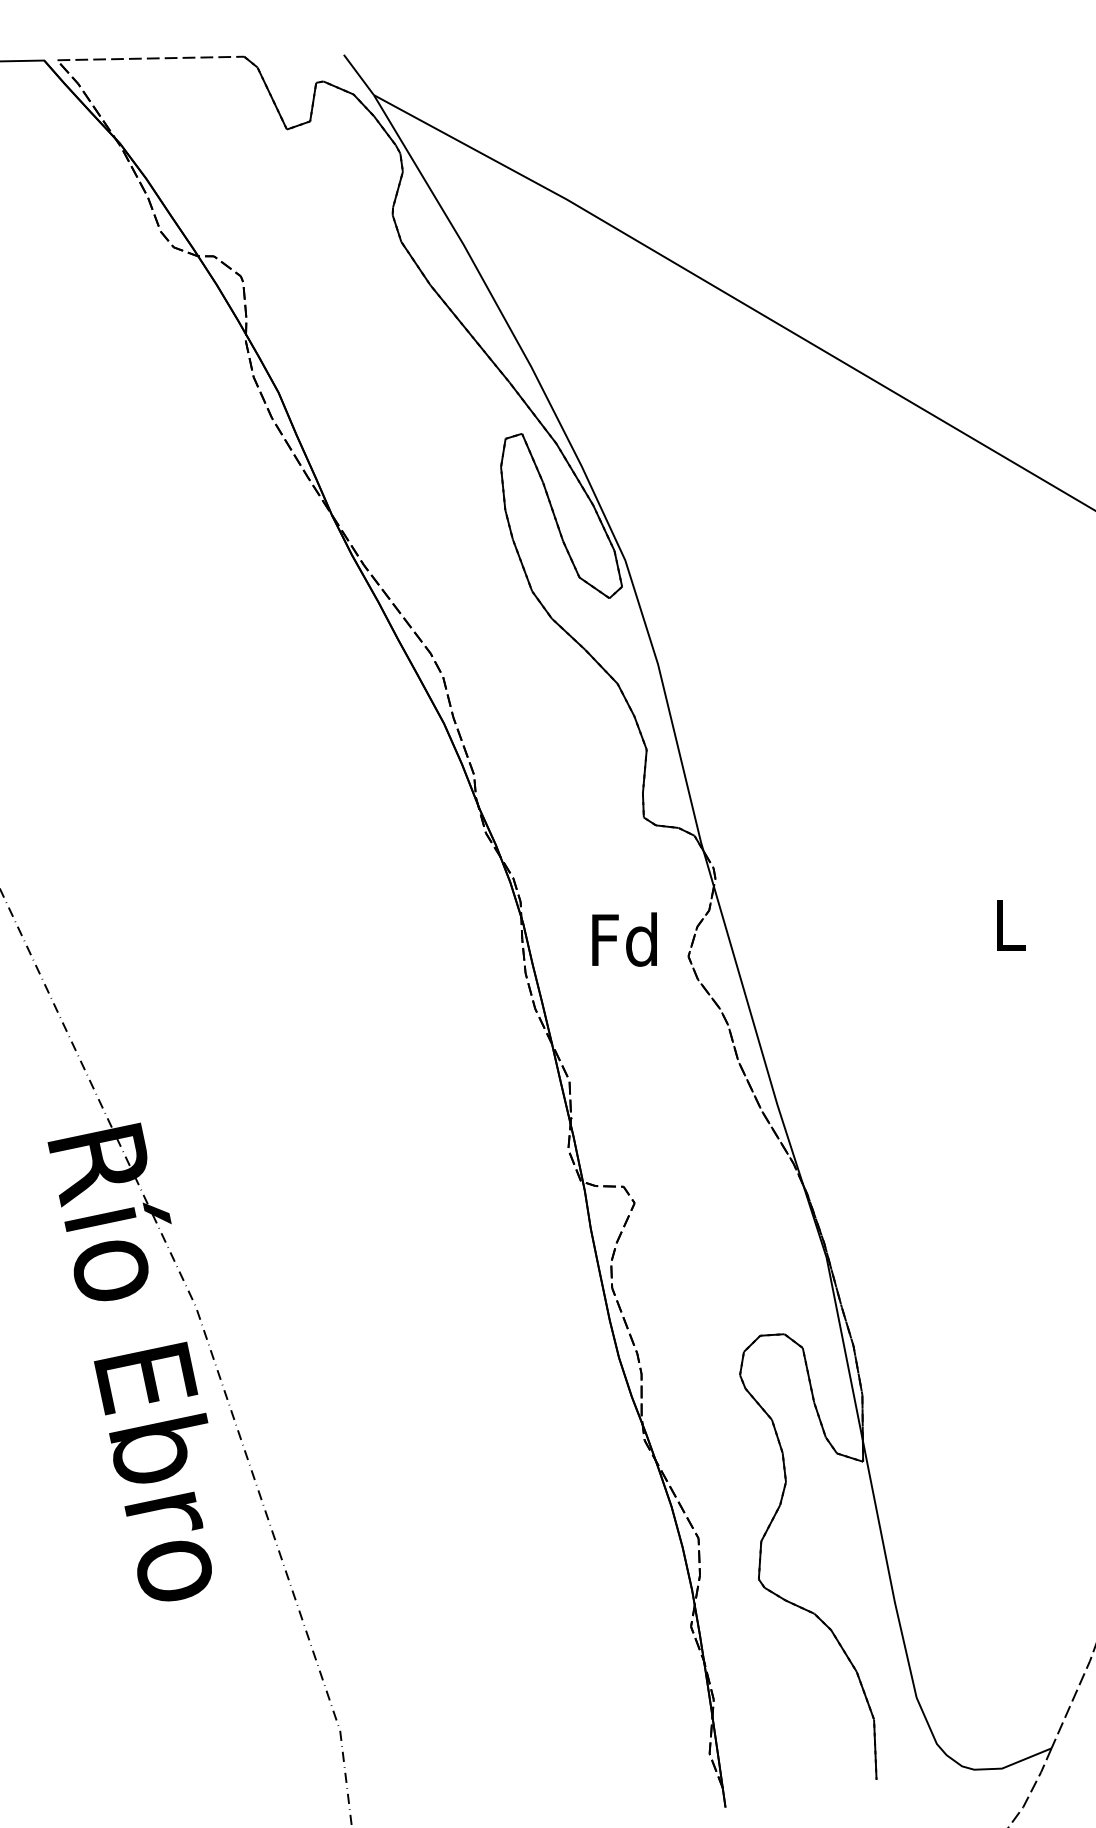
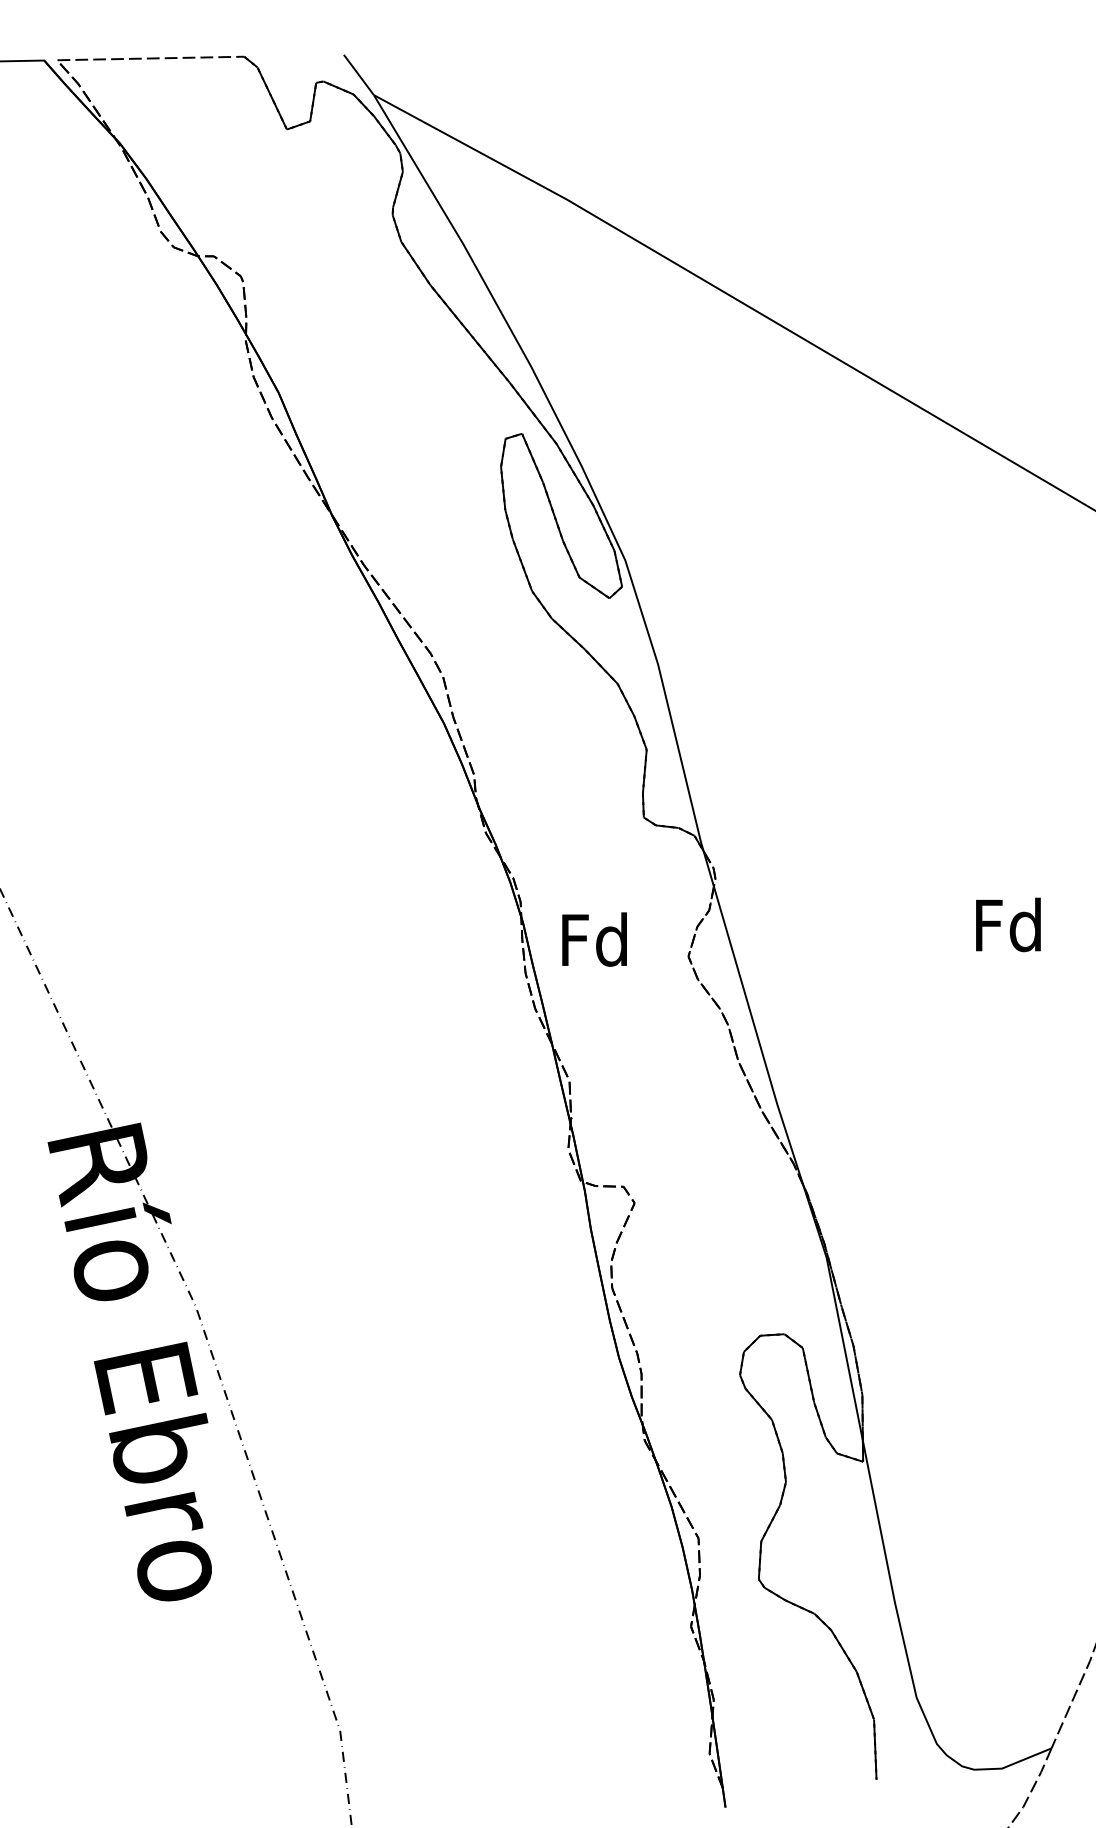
text: L -> Fd (1008, 924)
text position: (624, 939) -> (594, 939) (594, 939)
